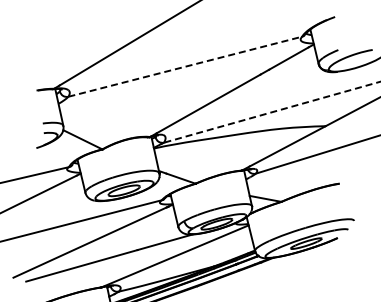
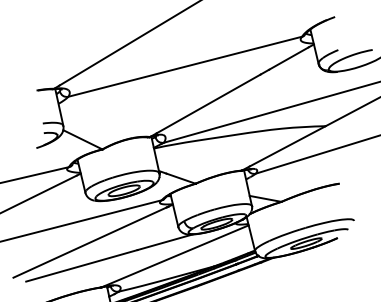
line: dashed -> solid (185, 66)
line: dashed -> solid (271, 112)
